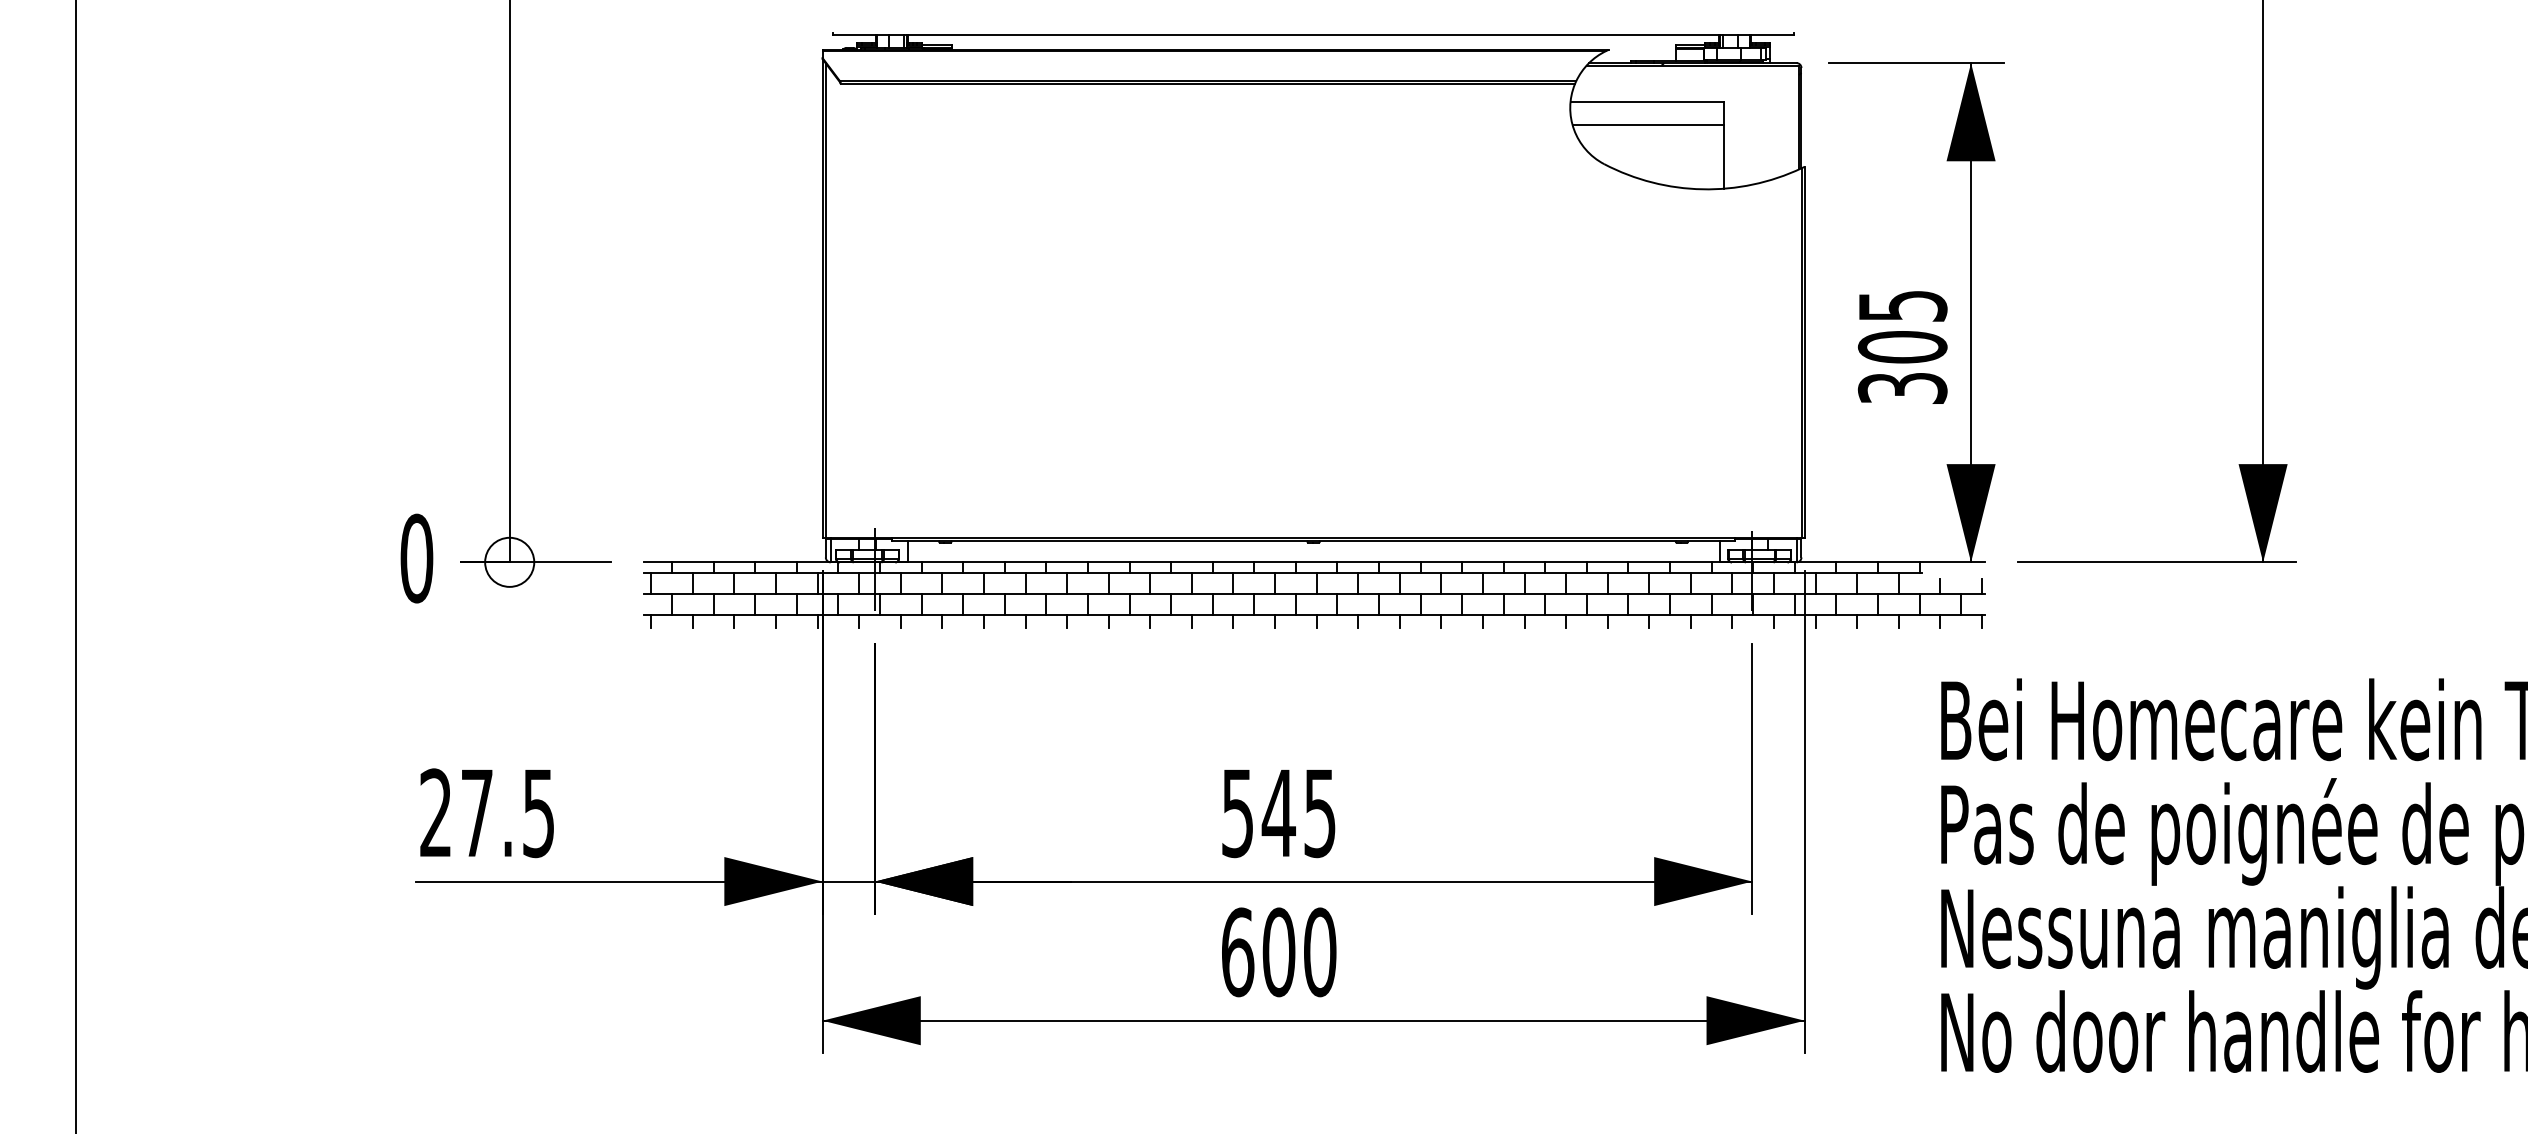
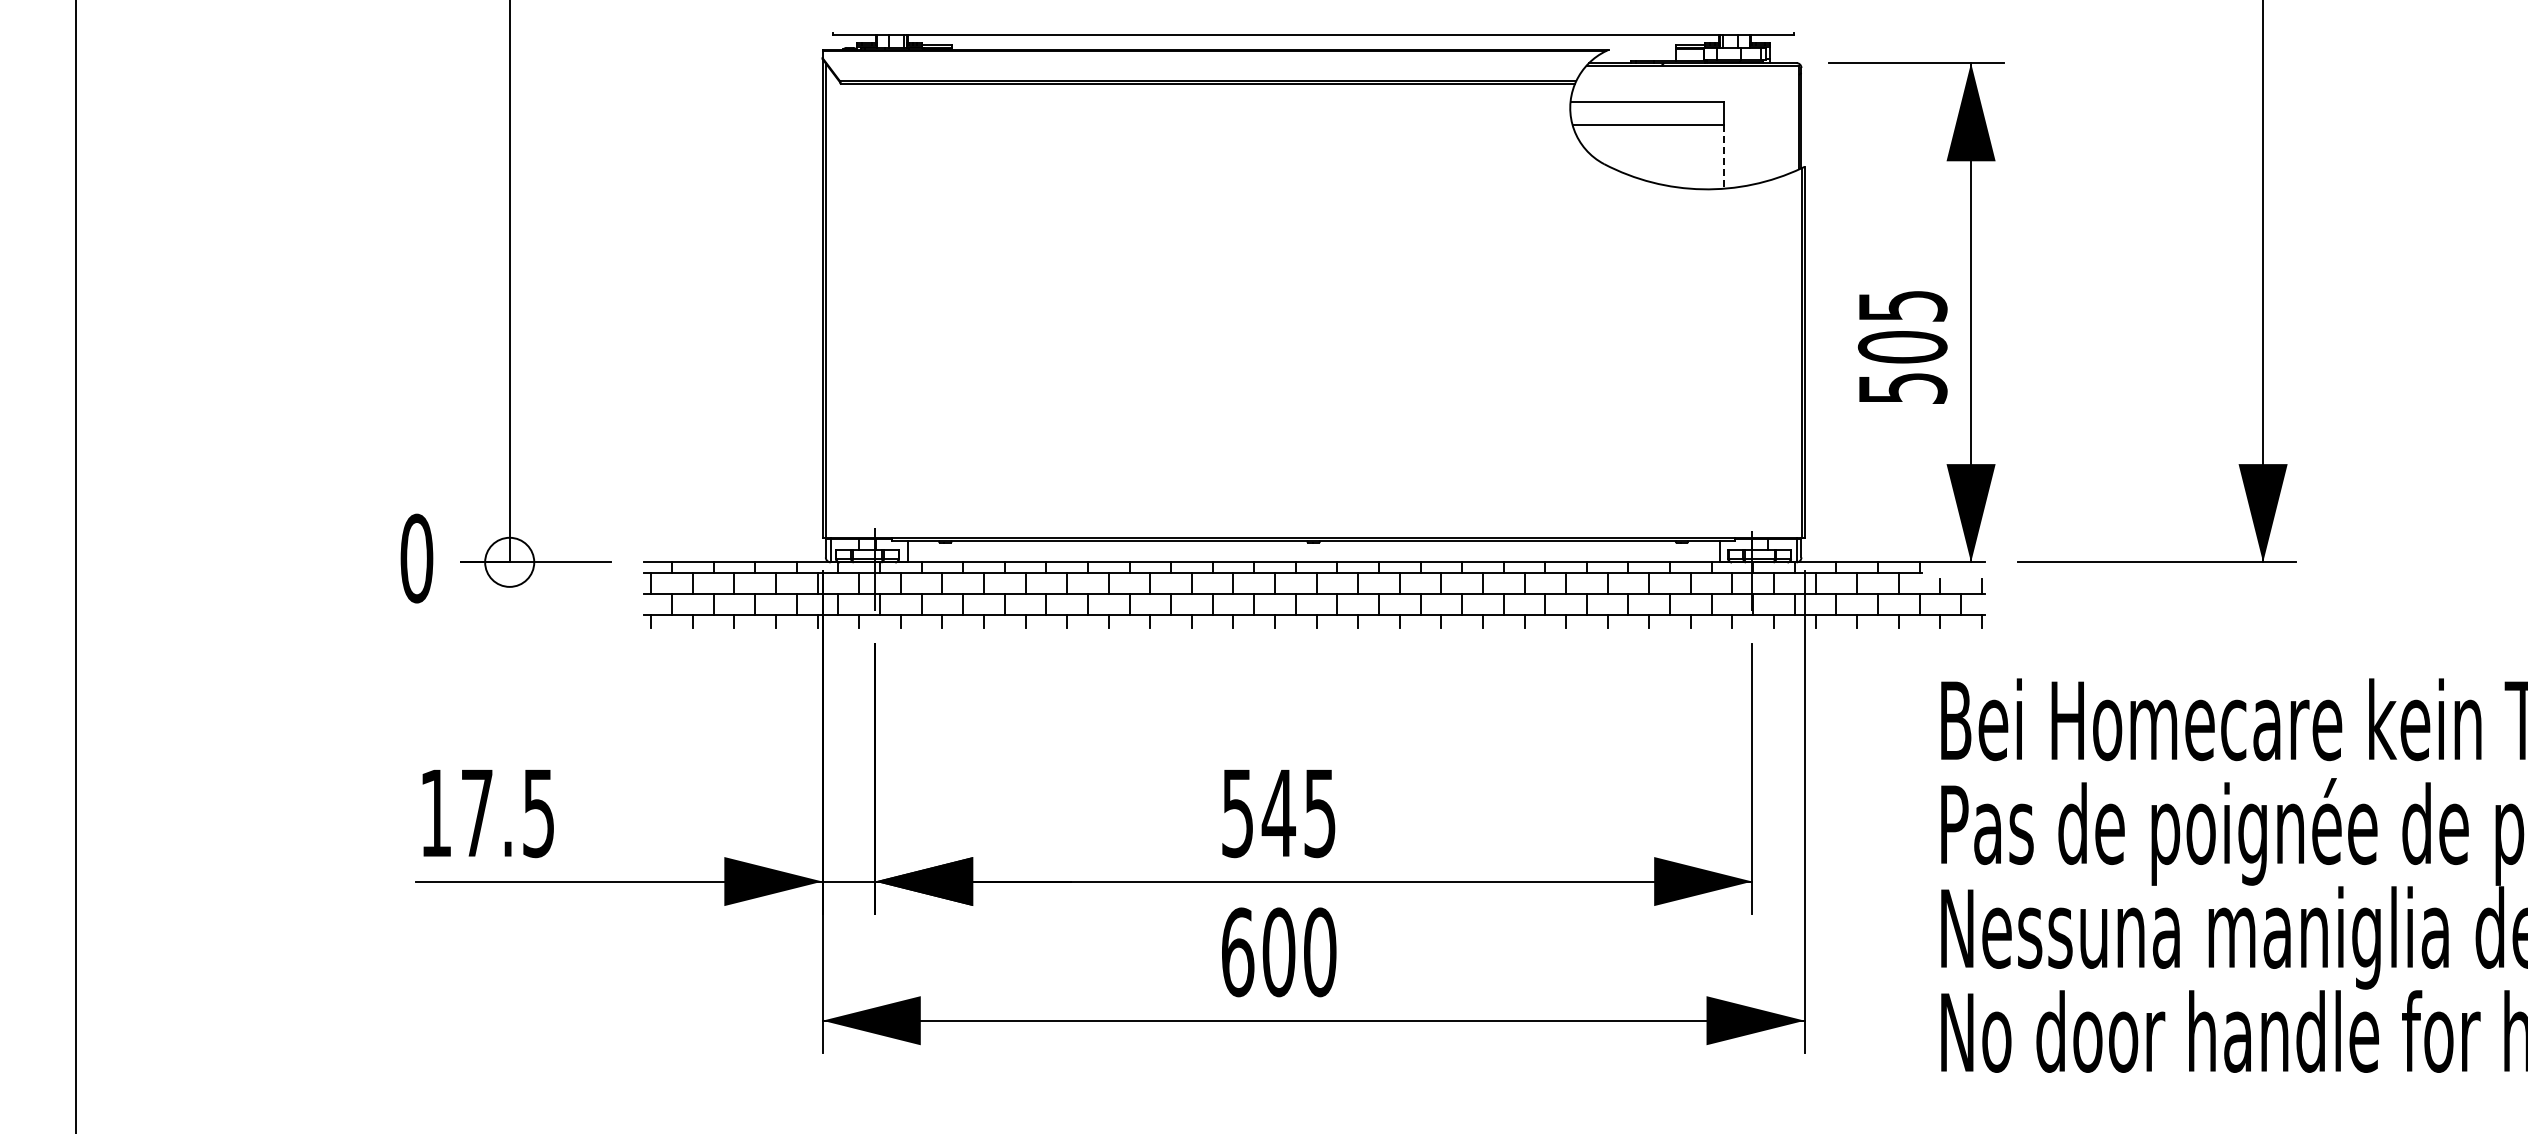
line: solid -> dashed (1723, 157)
text: 305 -> 505 (1902, 388)
text: 27.5 -> 17.5 (435, 812)
